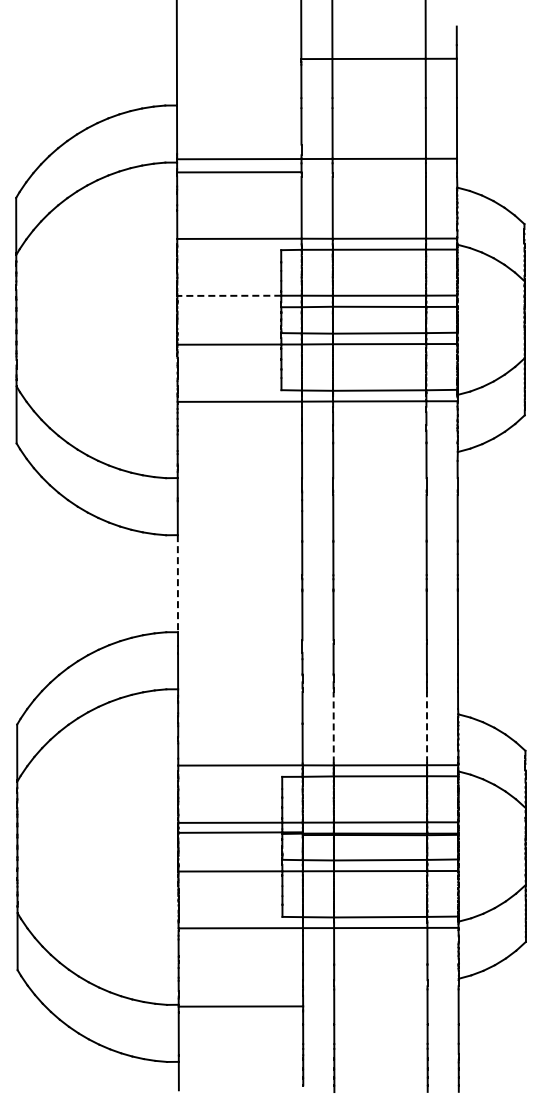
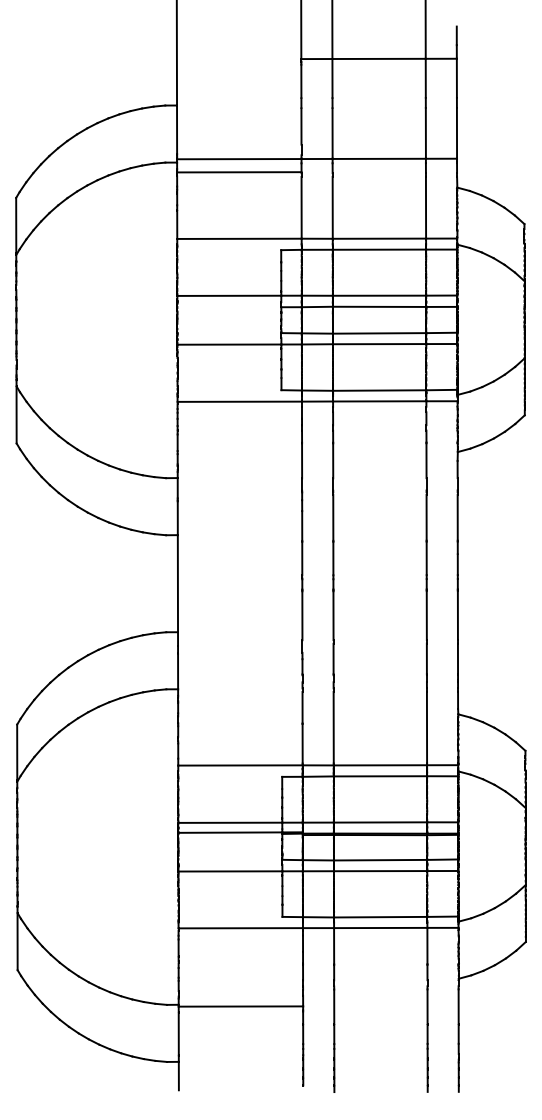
line: dashed -> solid (229, 295)
line: dashed -> solid (177, 583)
line: dashed -> solid (333, 727)
line: dashed -> solid (427, 727)
